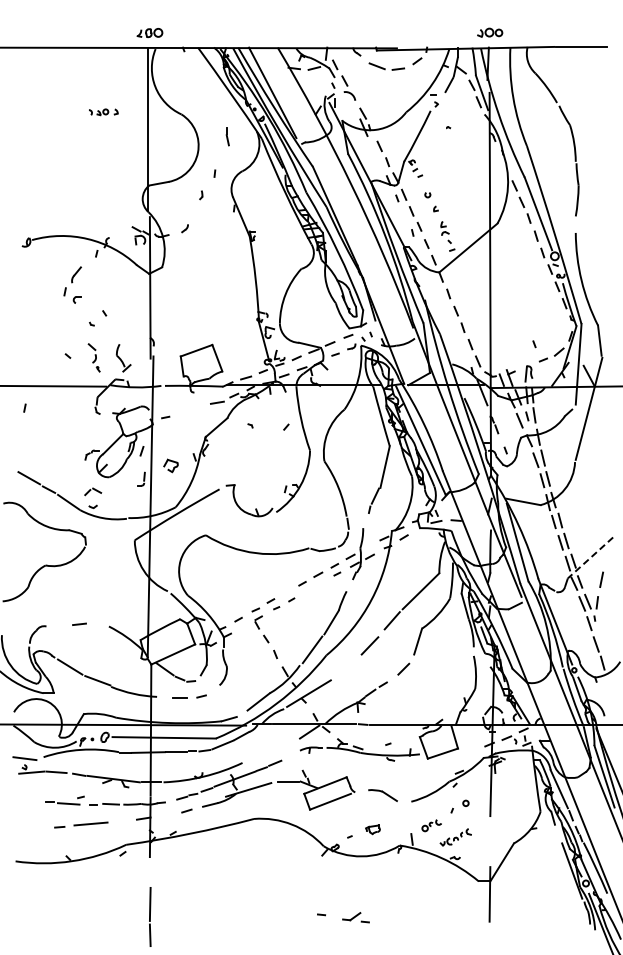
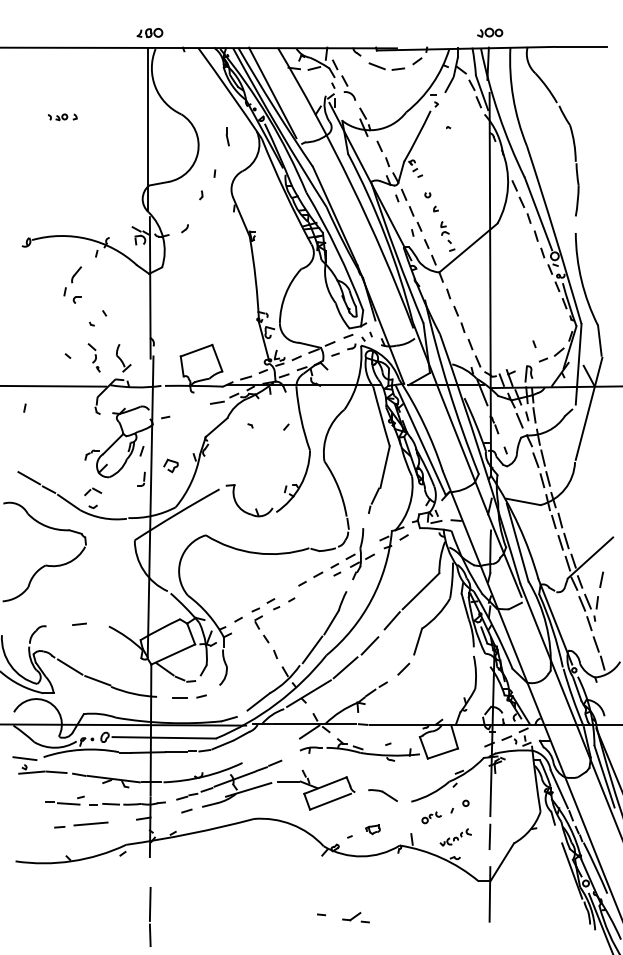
part position: (103, 112) -> (62, 117) (62, 117)
line: dashed -> solid (590, 557)
line: none -> present (345, 667)
part position: (431, 825) -> (431, 817) (431, 817)
line: none -> present (489, 836)
